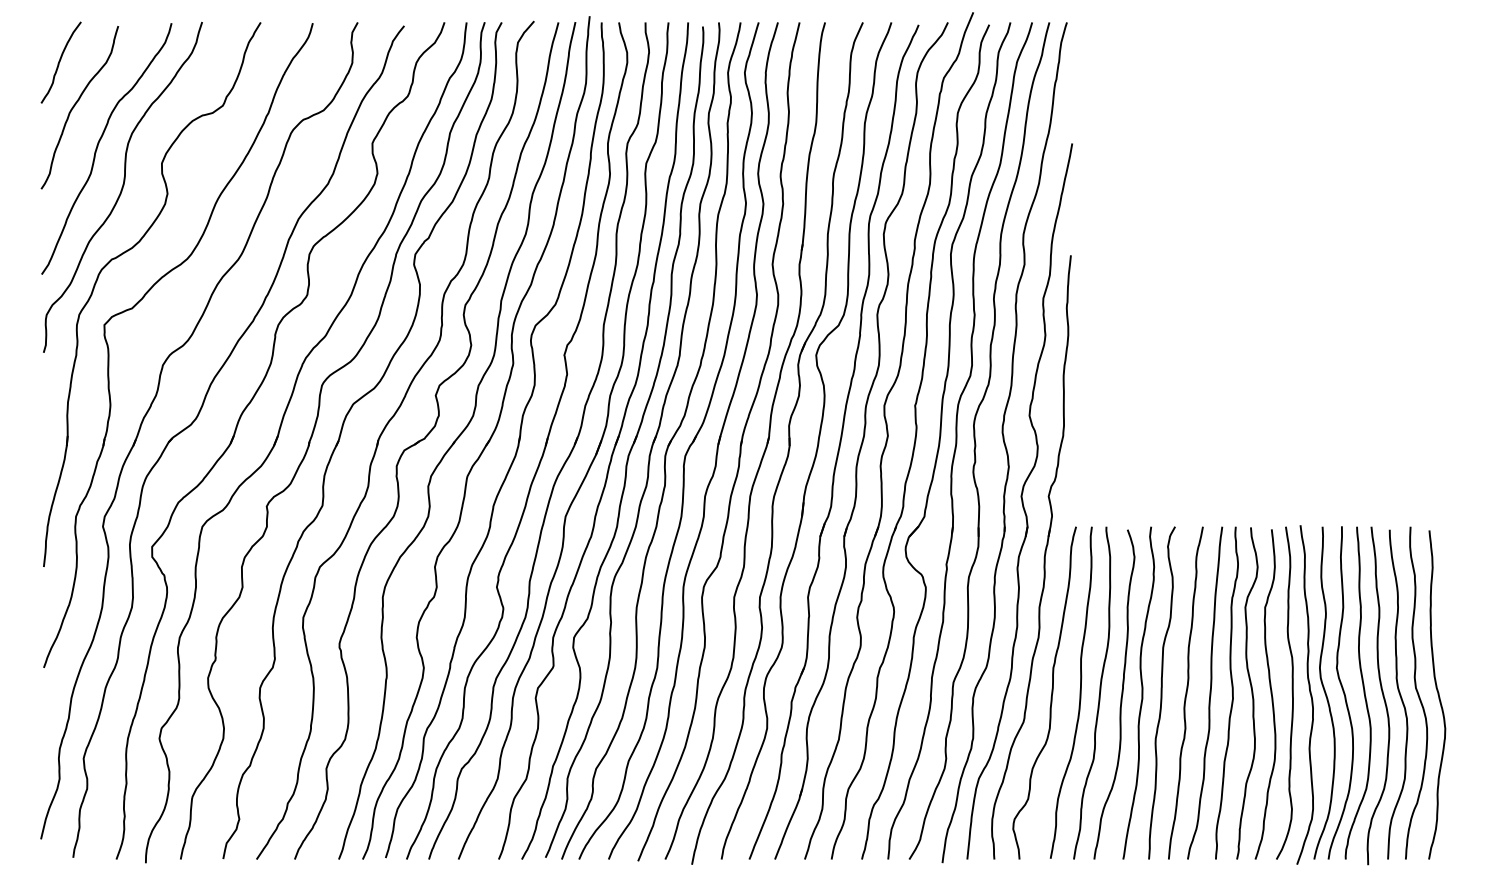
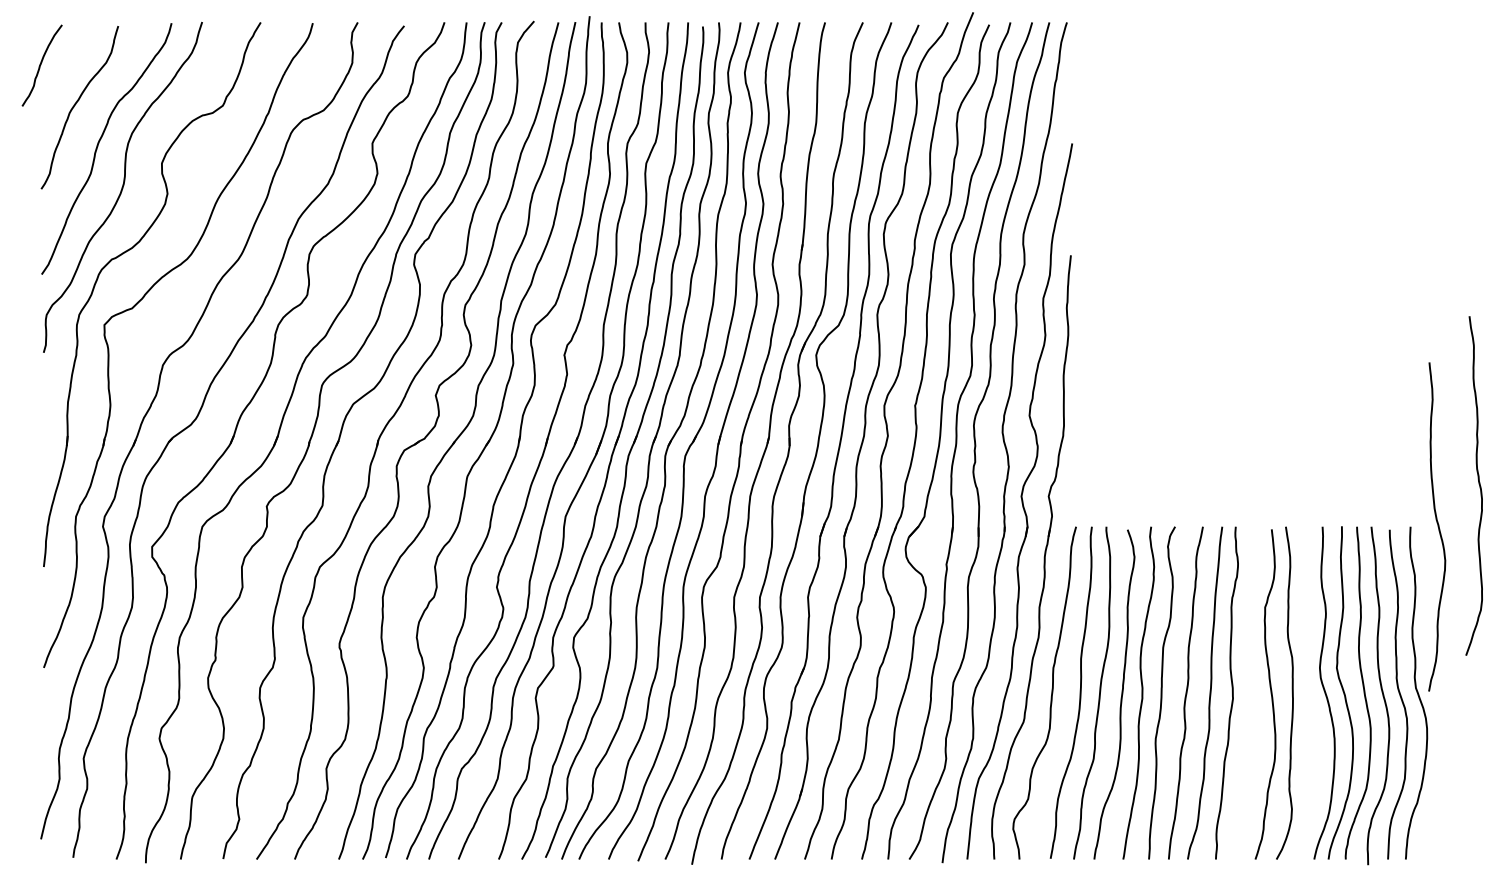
curve position: (60, 62) -> (41, 65) (41, 65)
curve: present -> none (1251, 693)
curve position: (1309, 693) -> (1478, 484) (1478, 484)
curve position: (1437, 694) -> (1437, 526) (1437, 526)
